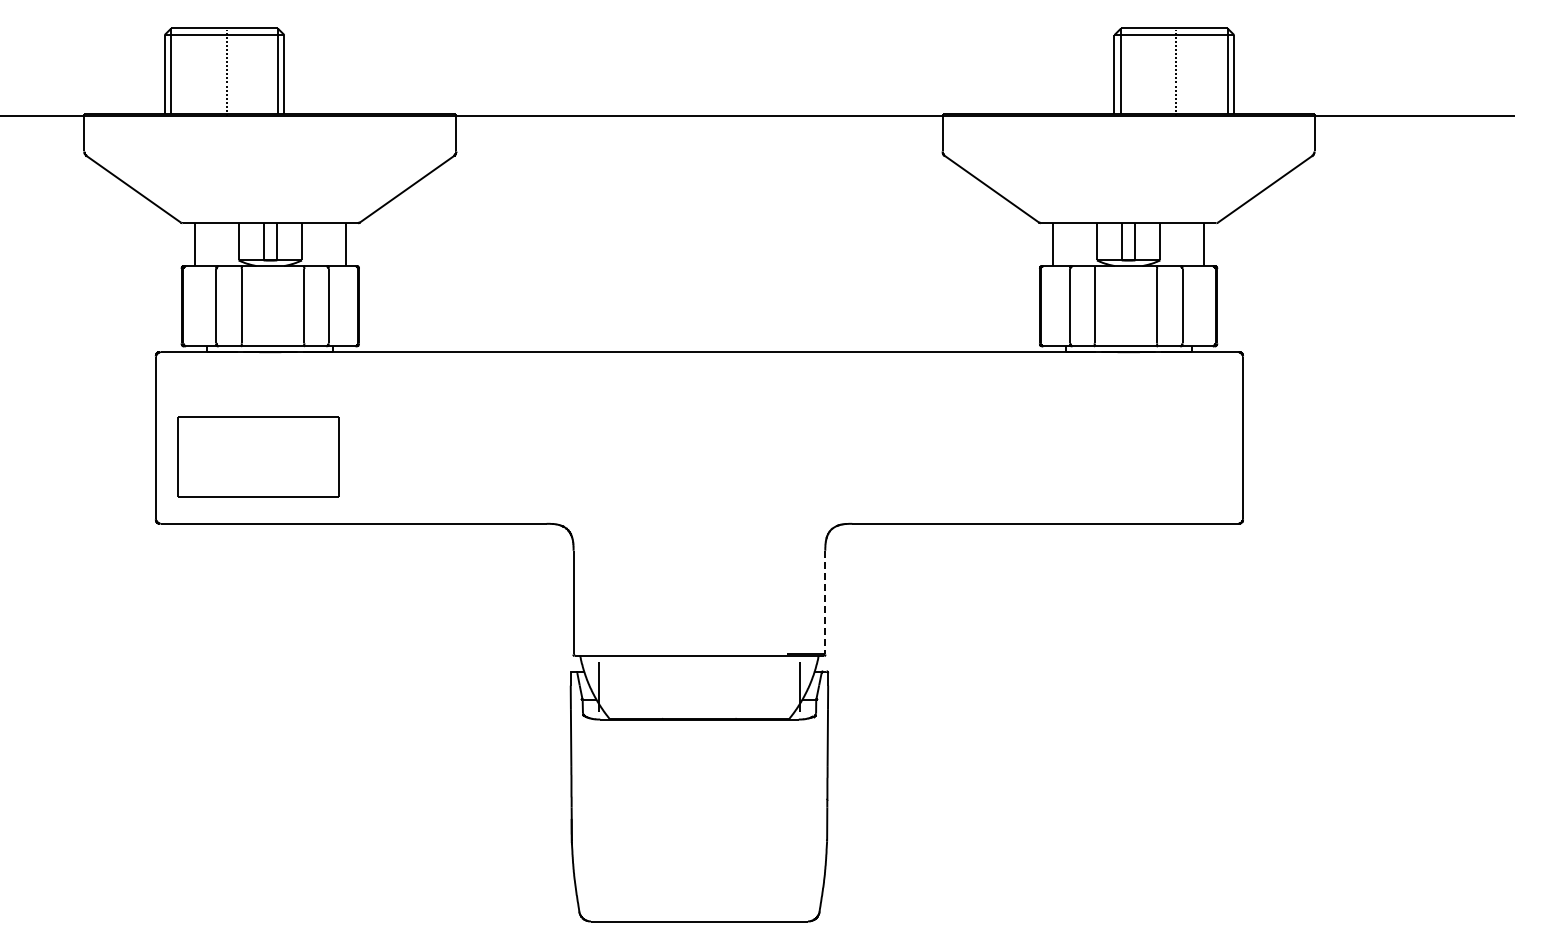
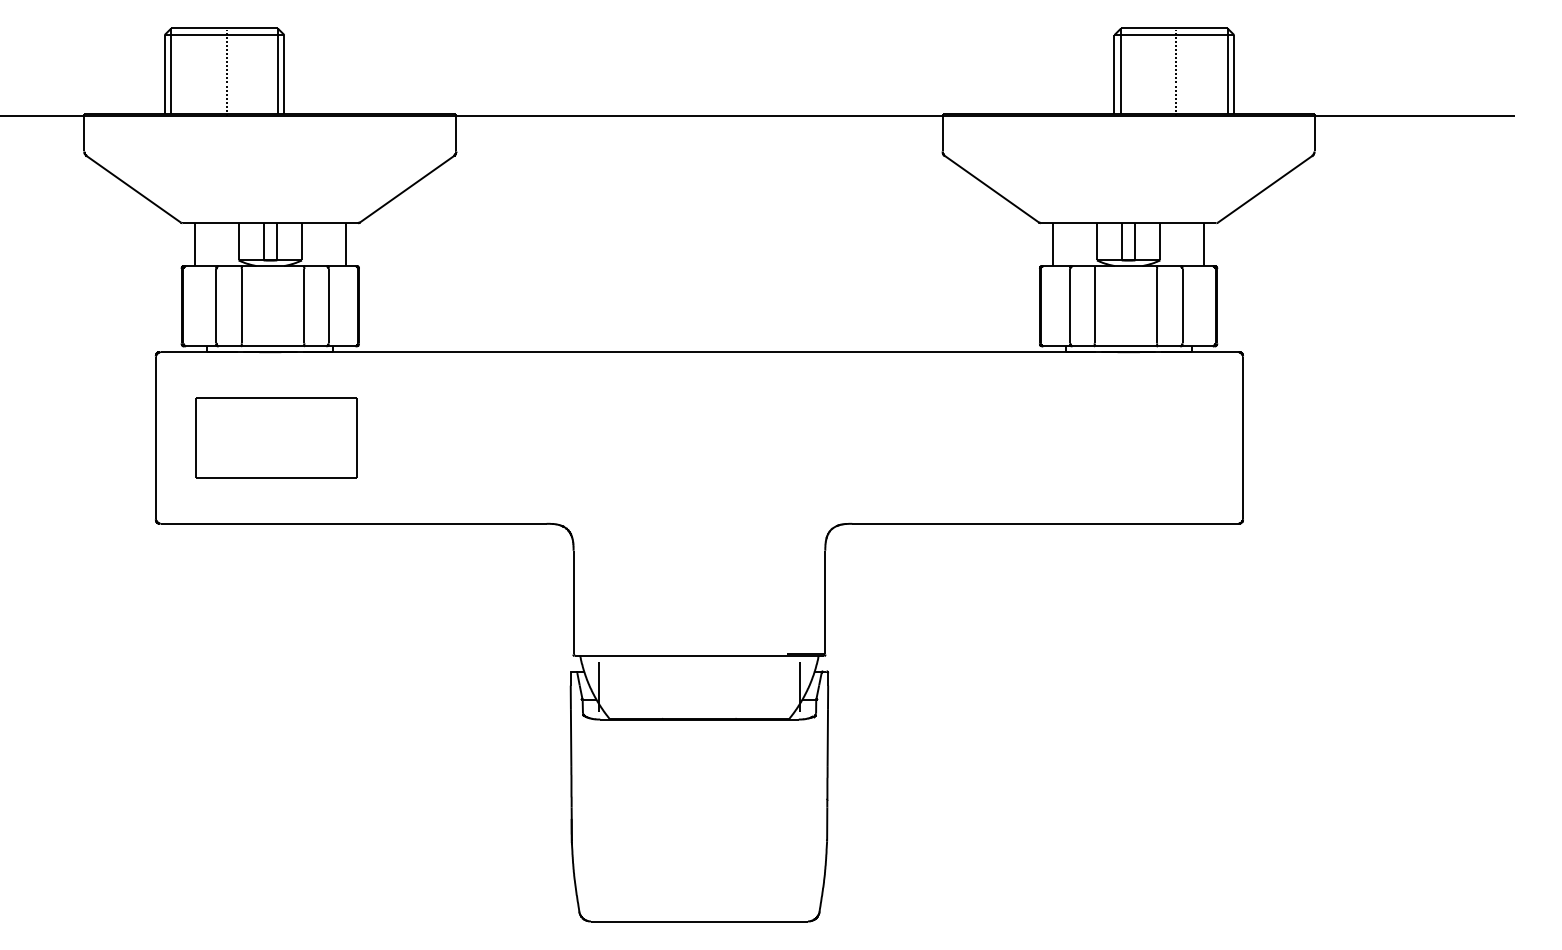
part position: (258, 456) -> (276, 437) (276, 437)
line: dashed -> solid (825, 602)
